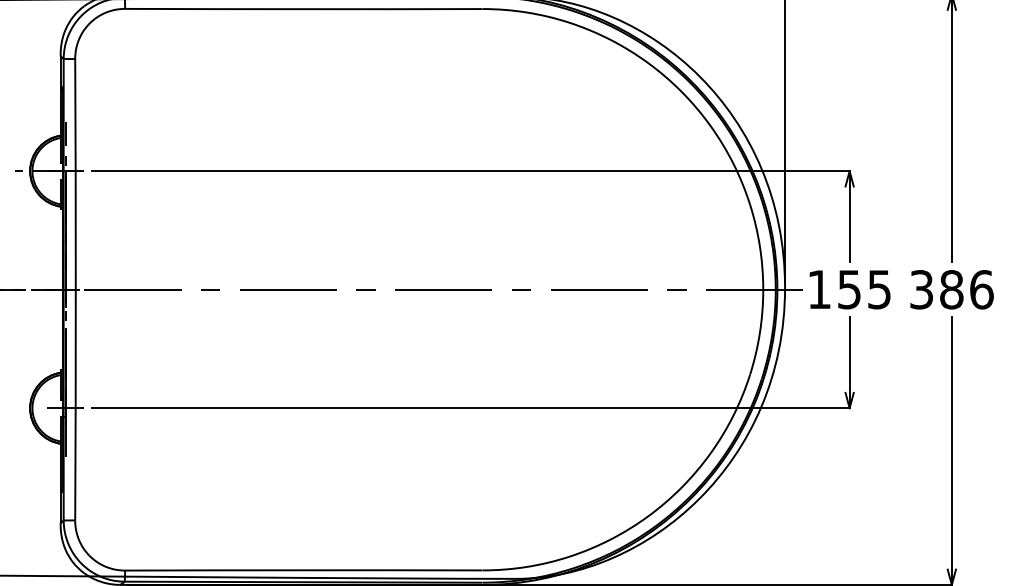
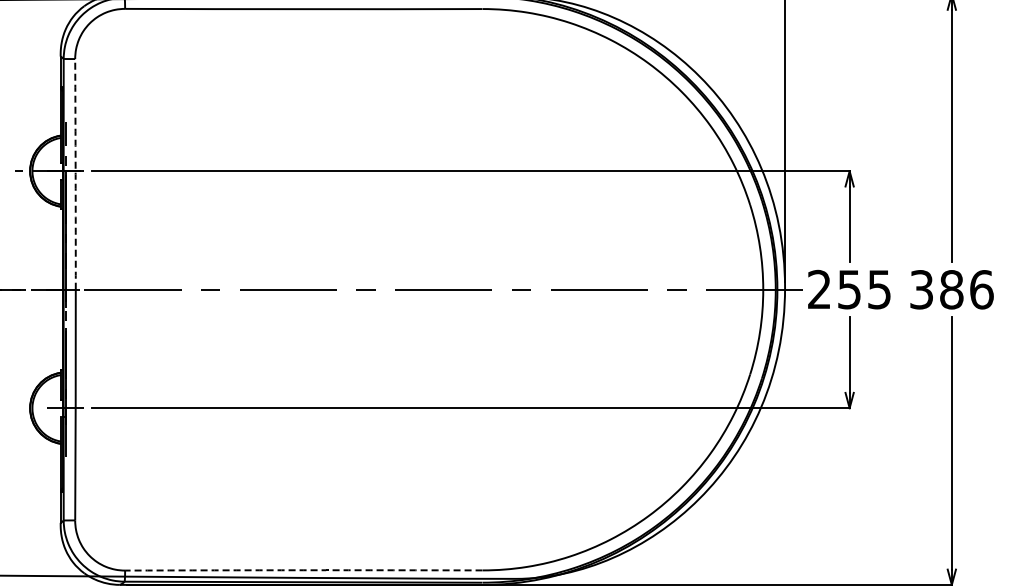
arc: solid -> dashed (75, 174)
text: 155 -> 255 (819, 288)
arc: solid -> dashed (303, 570)
